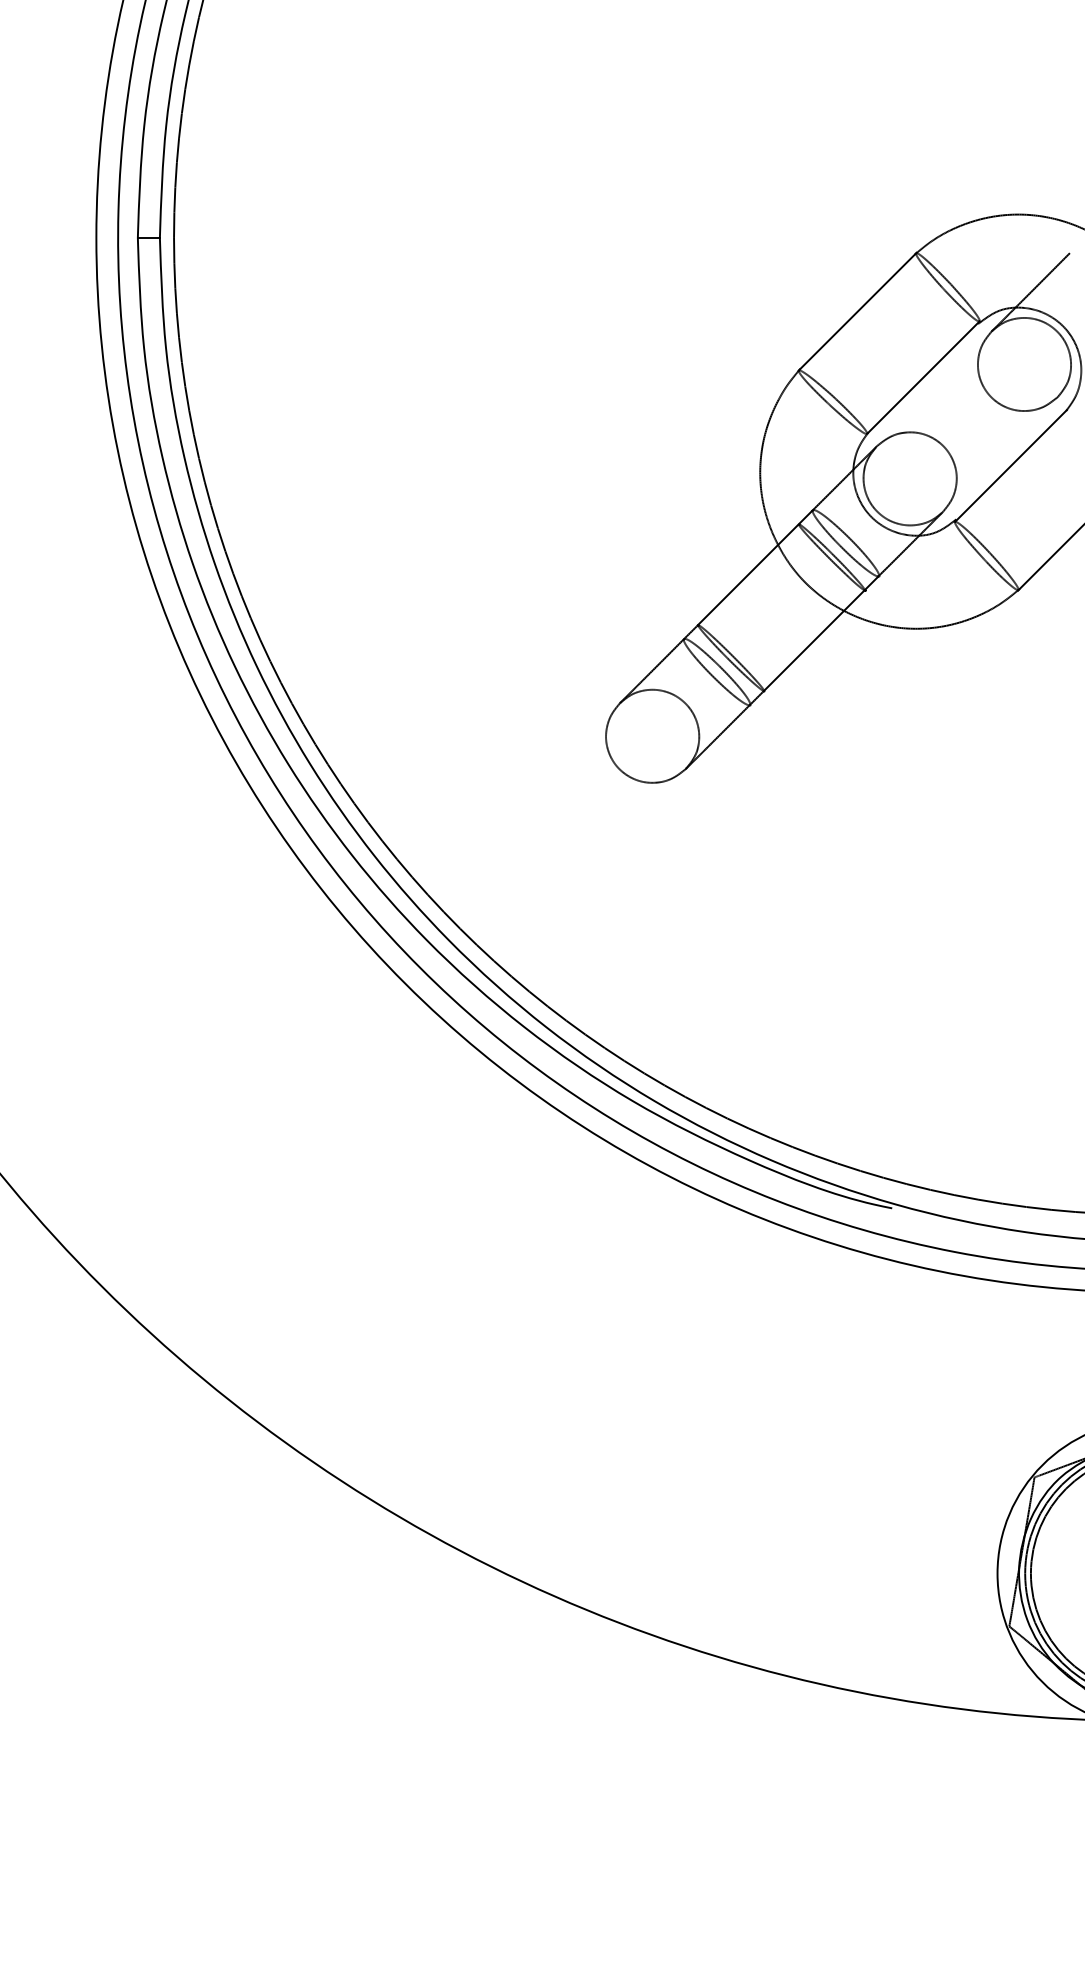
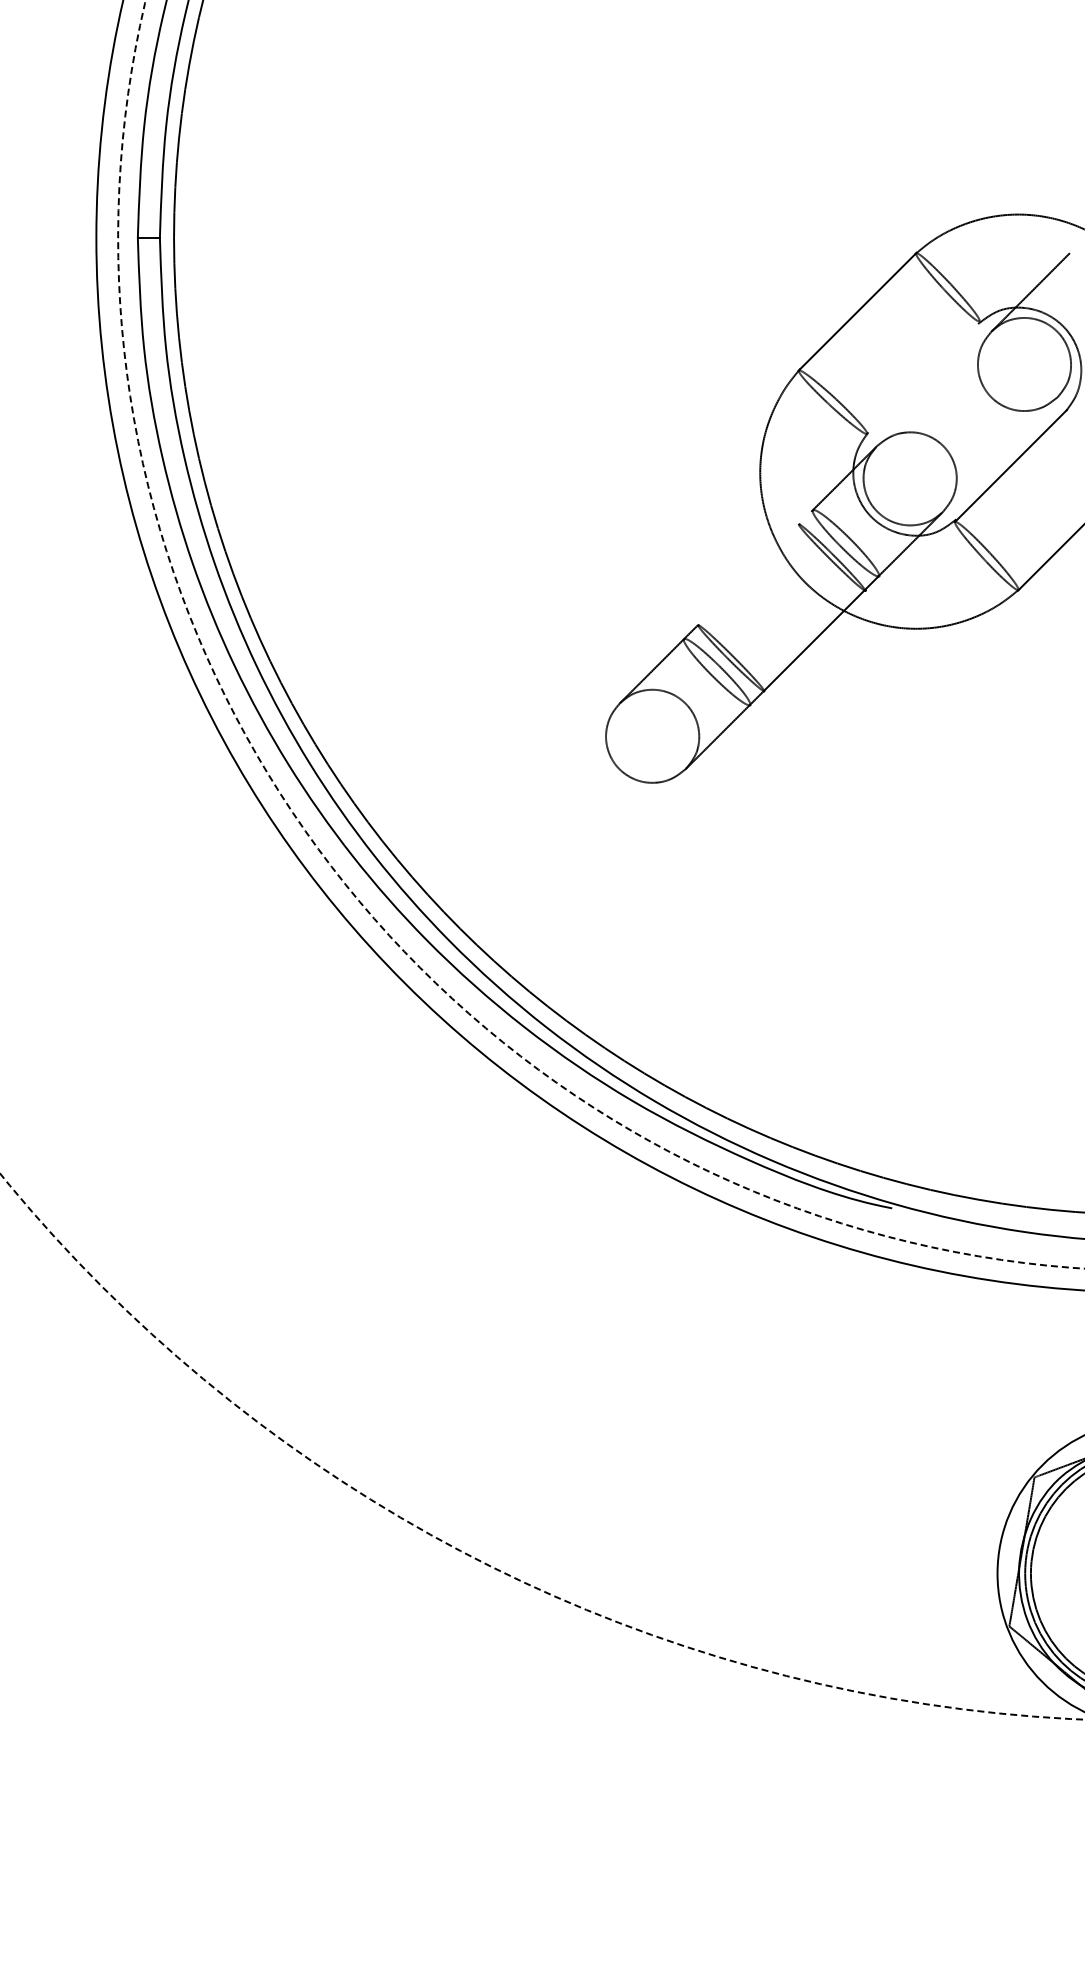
line: present -> none (923, 376)
line: present -> none (754, 567)
arc: solid -> dashed (320, 852)
arc: solid -> dashed (482, 1562)
